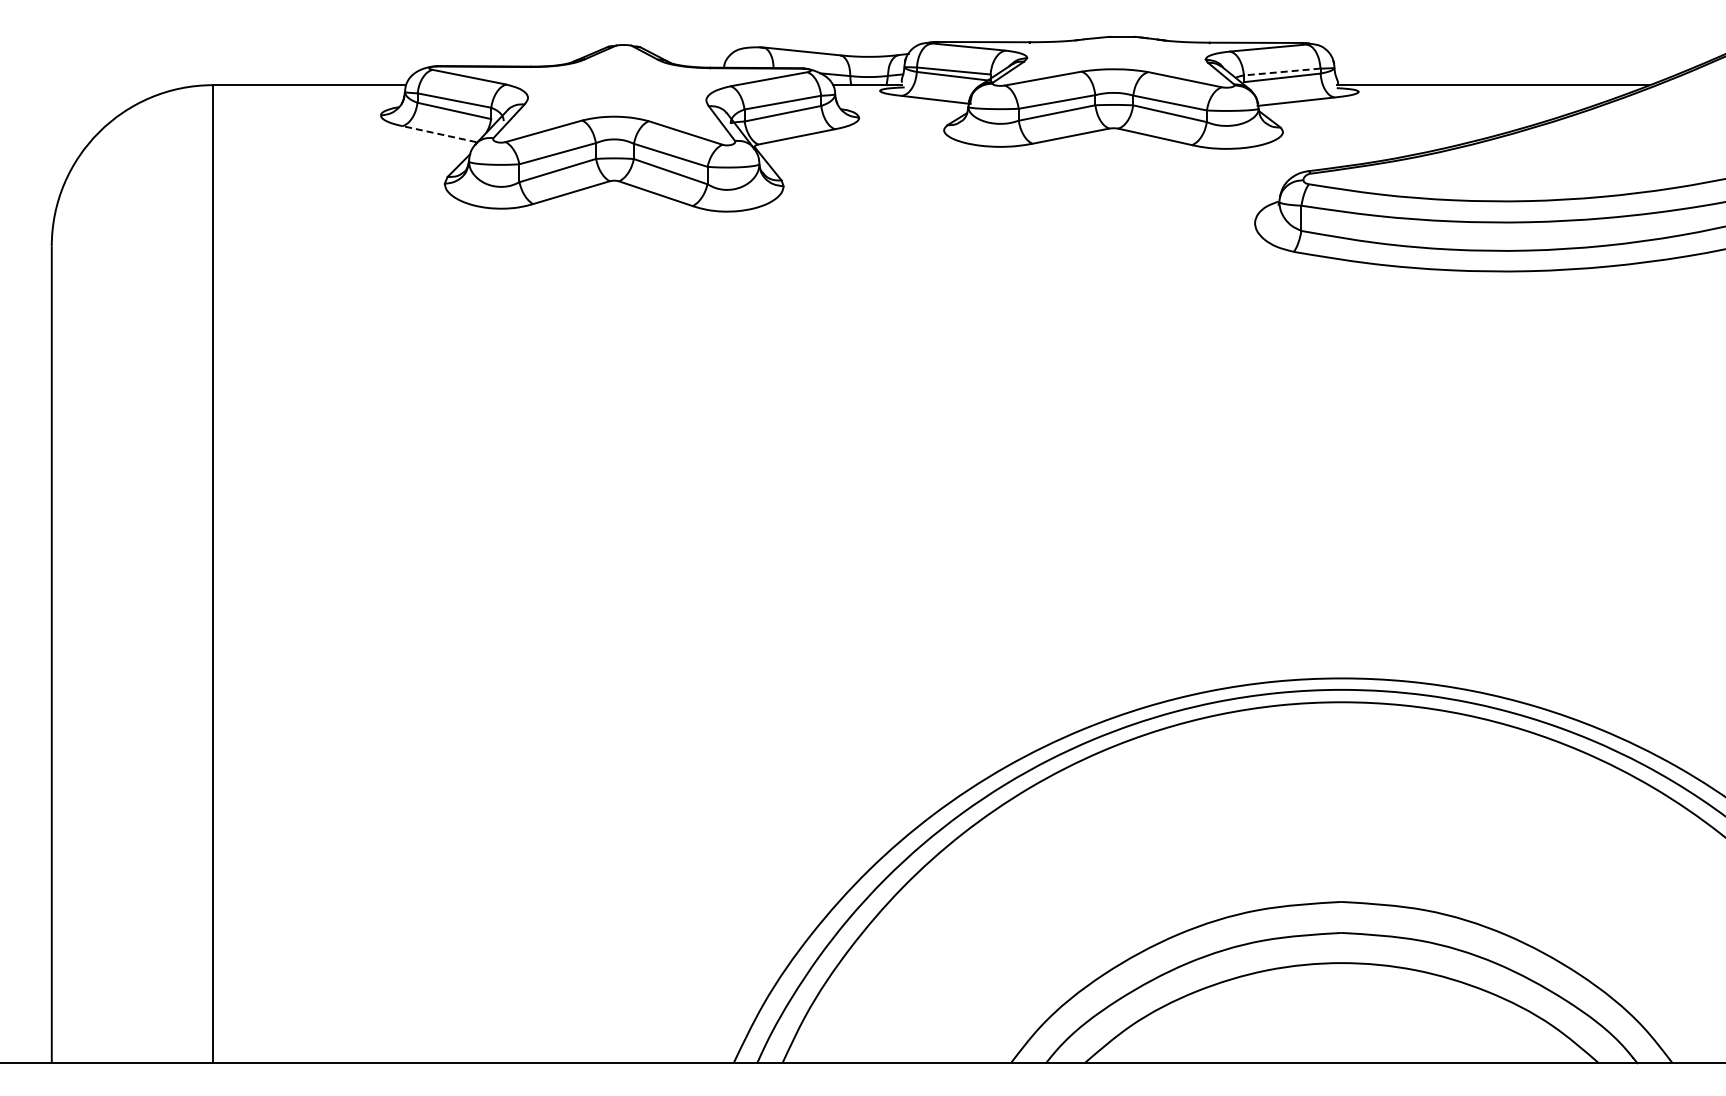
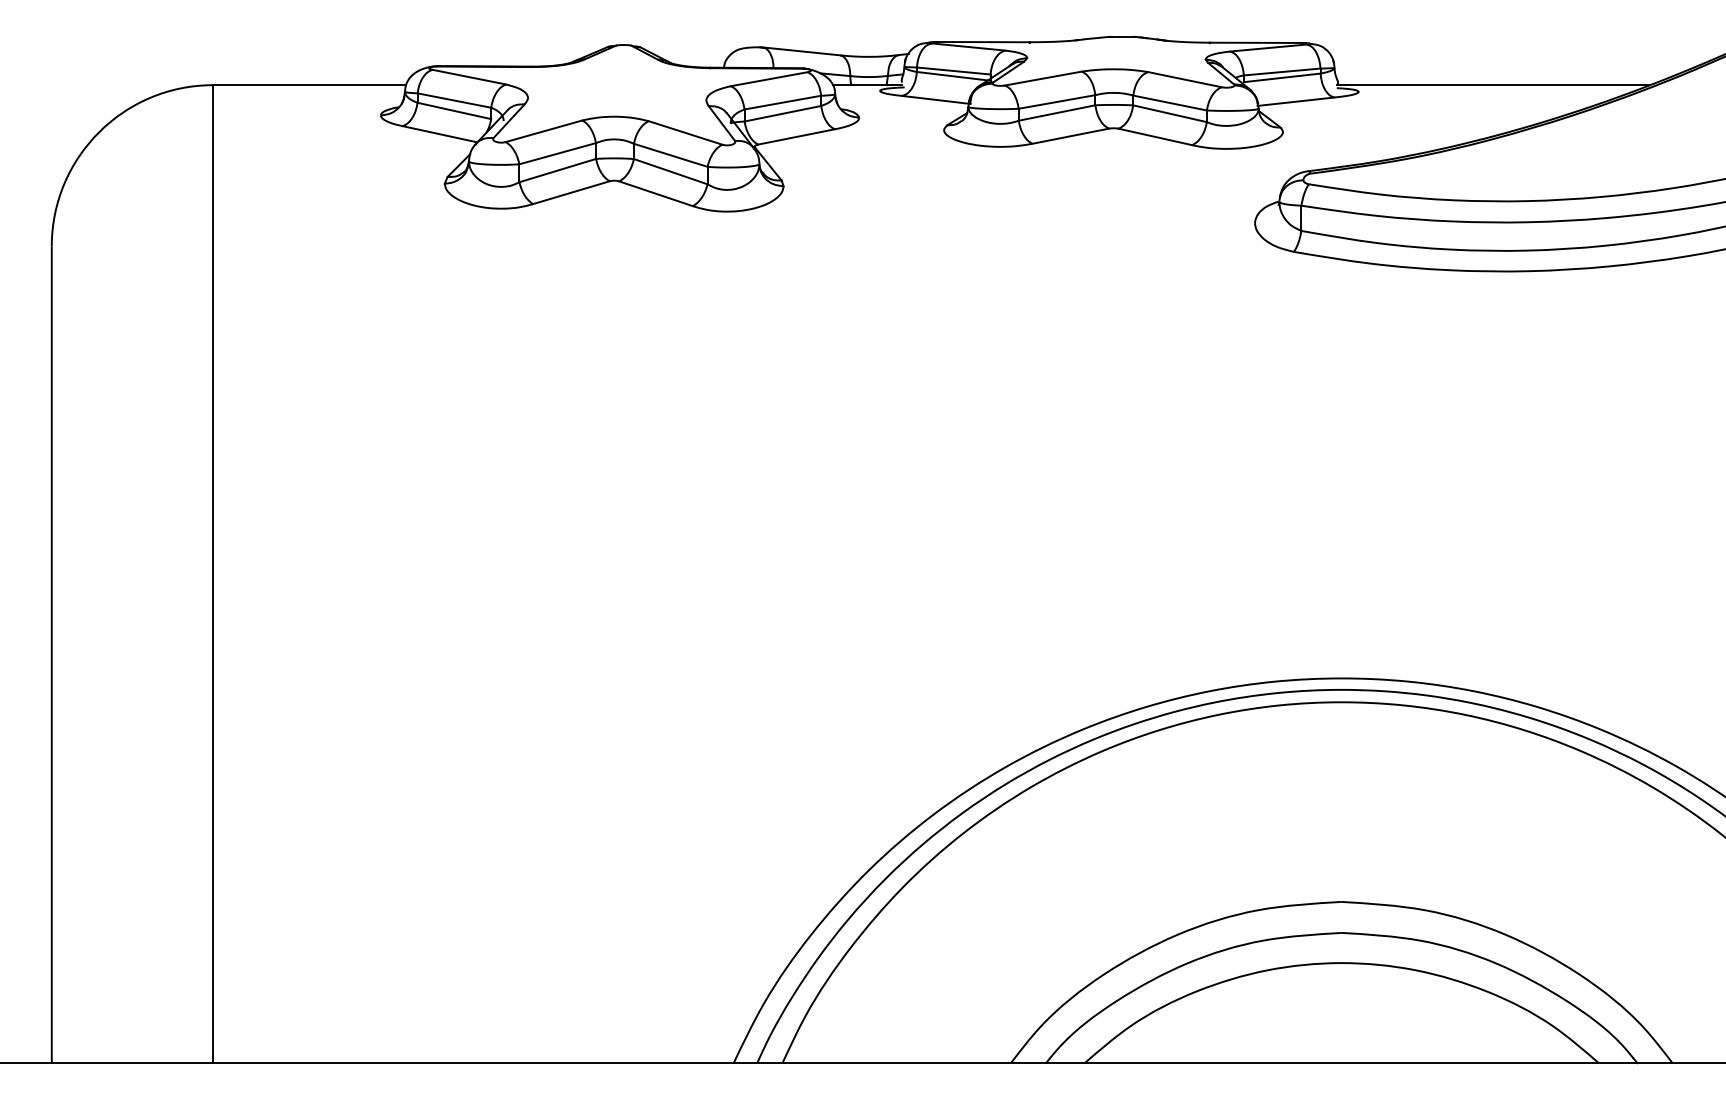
line: dashed -> solid (1281, 72)
line: dashed -> solid (439, 134)
